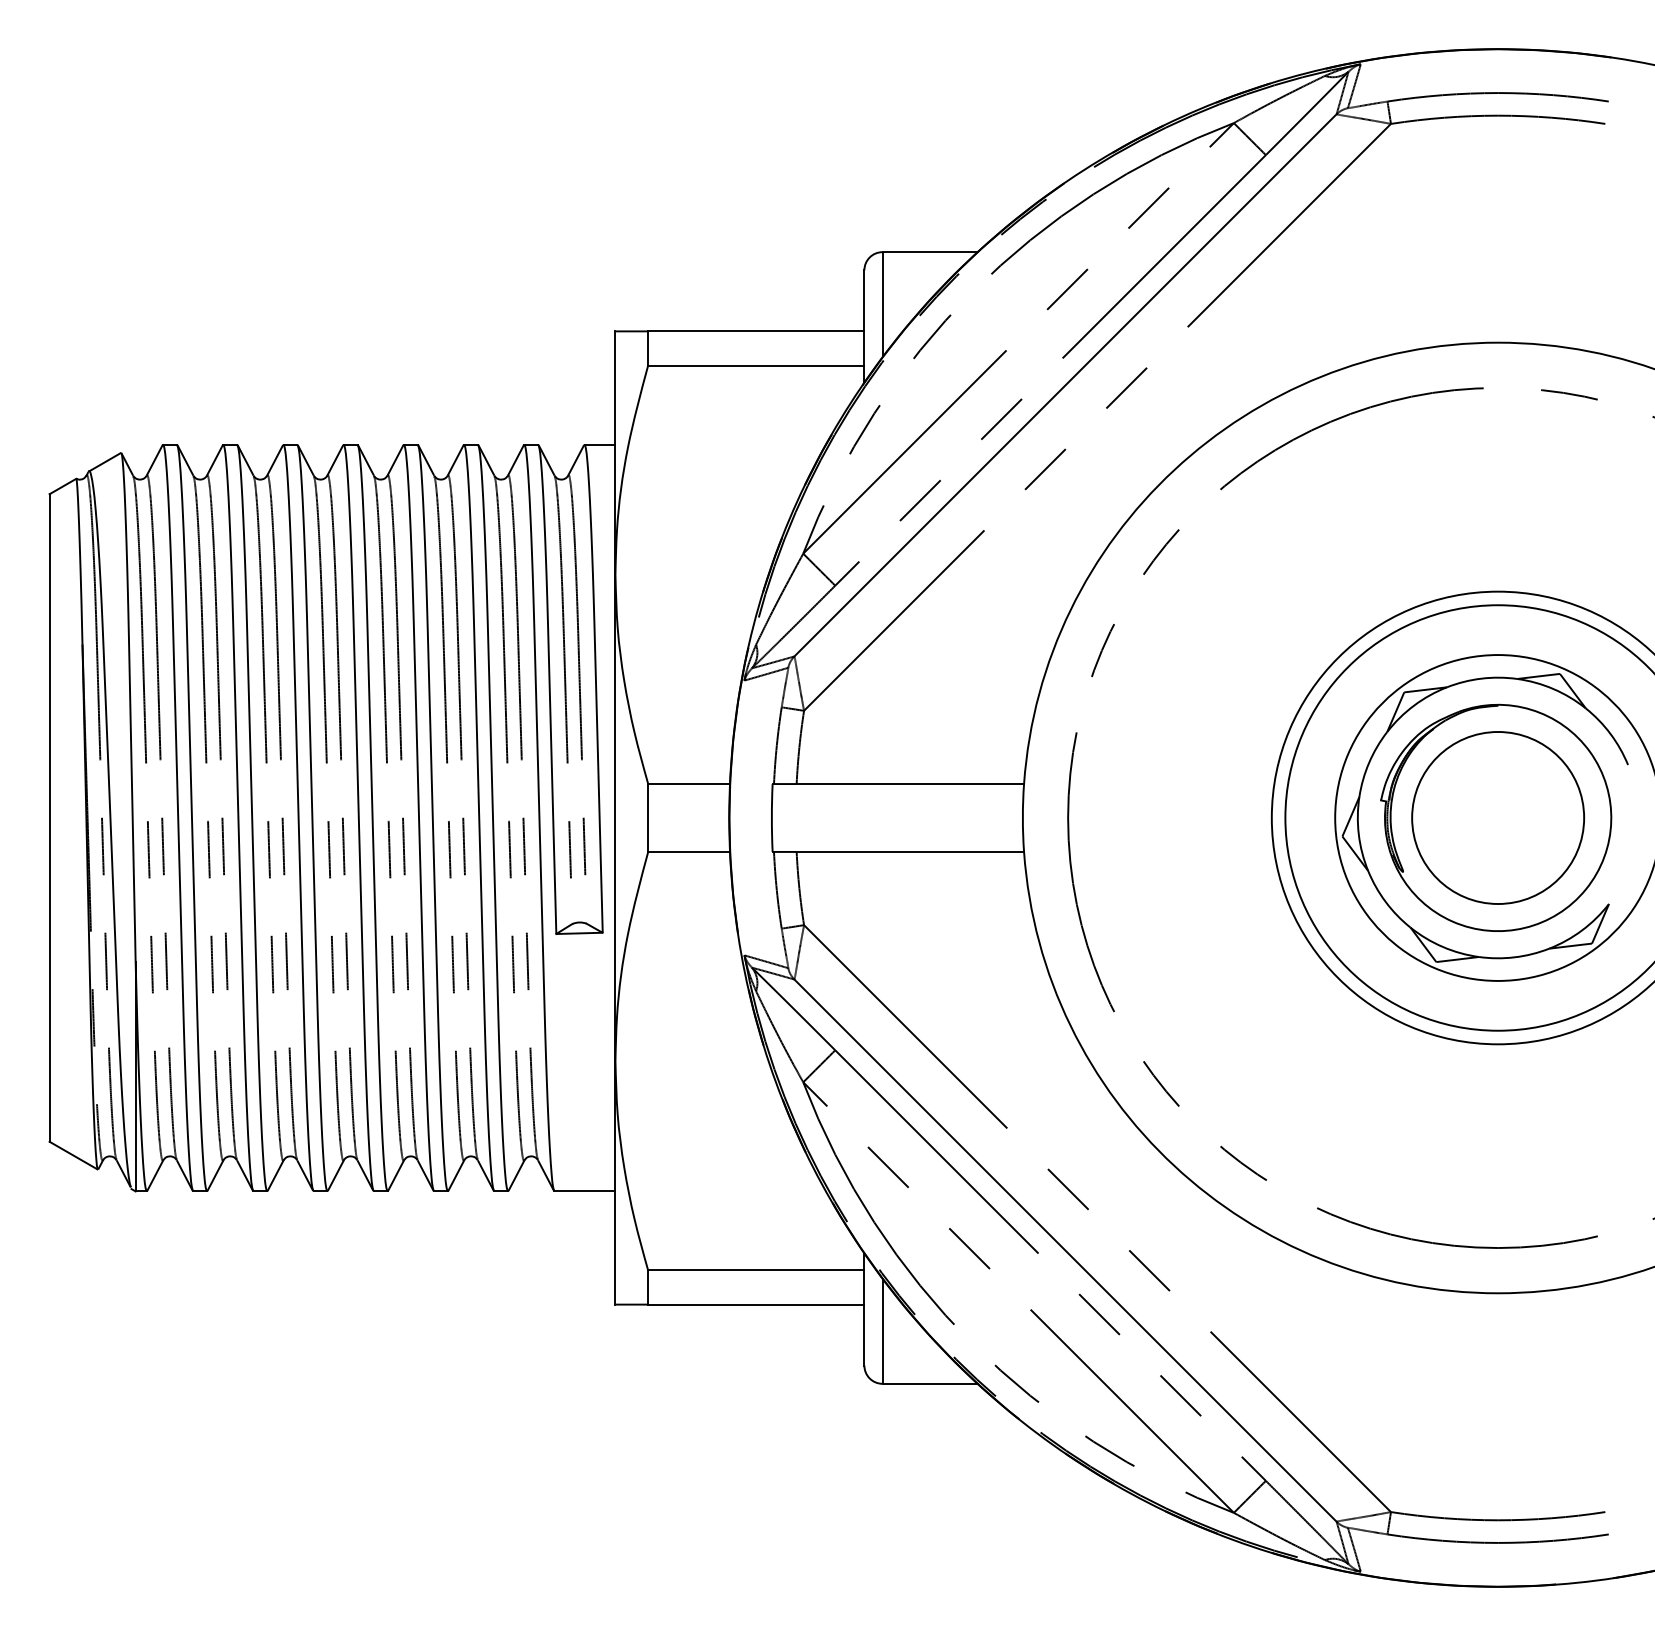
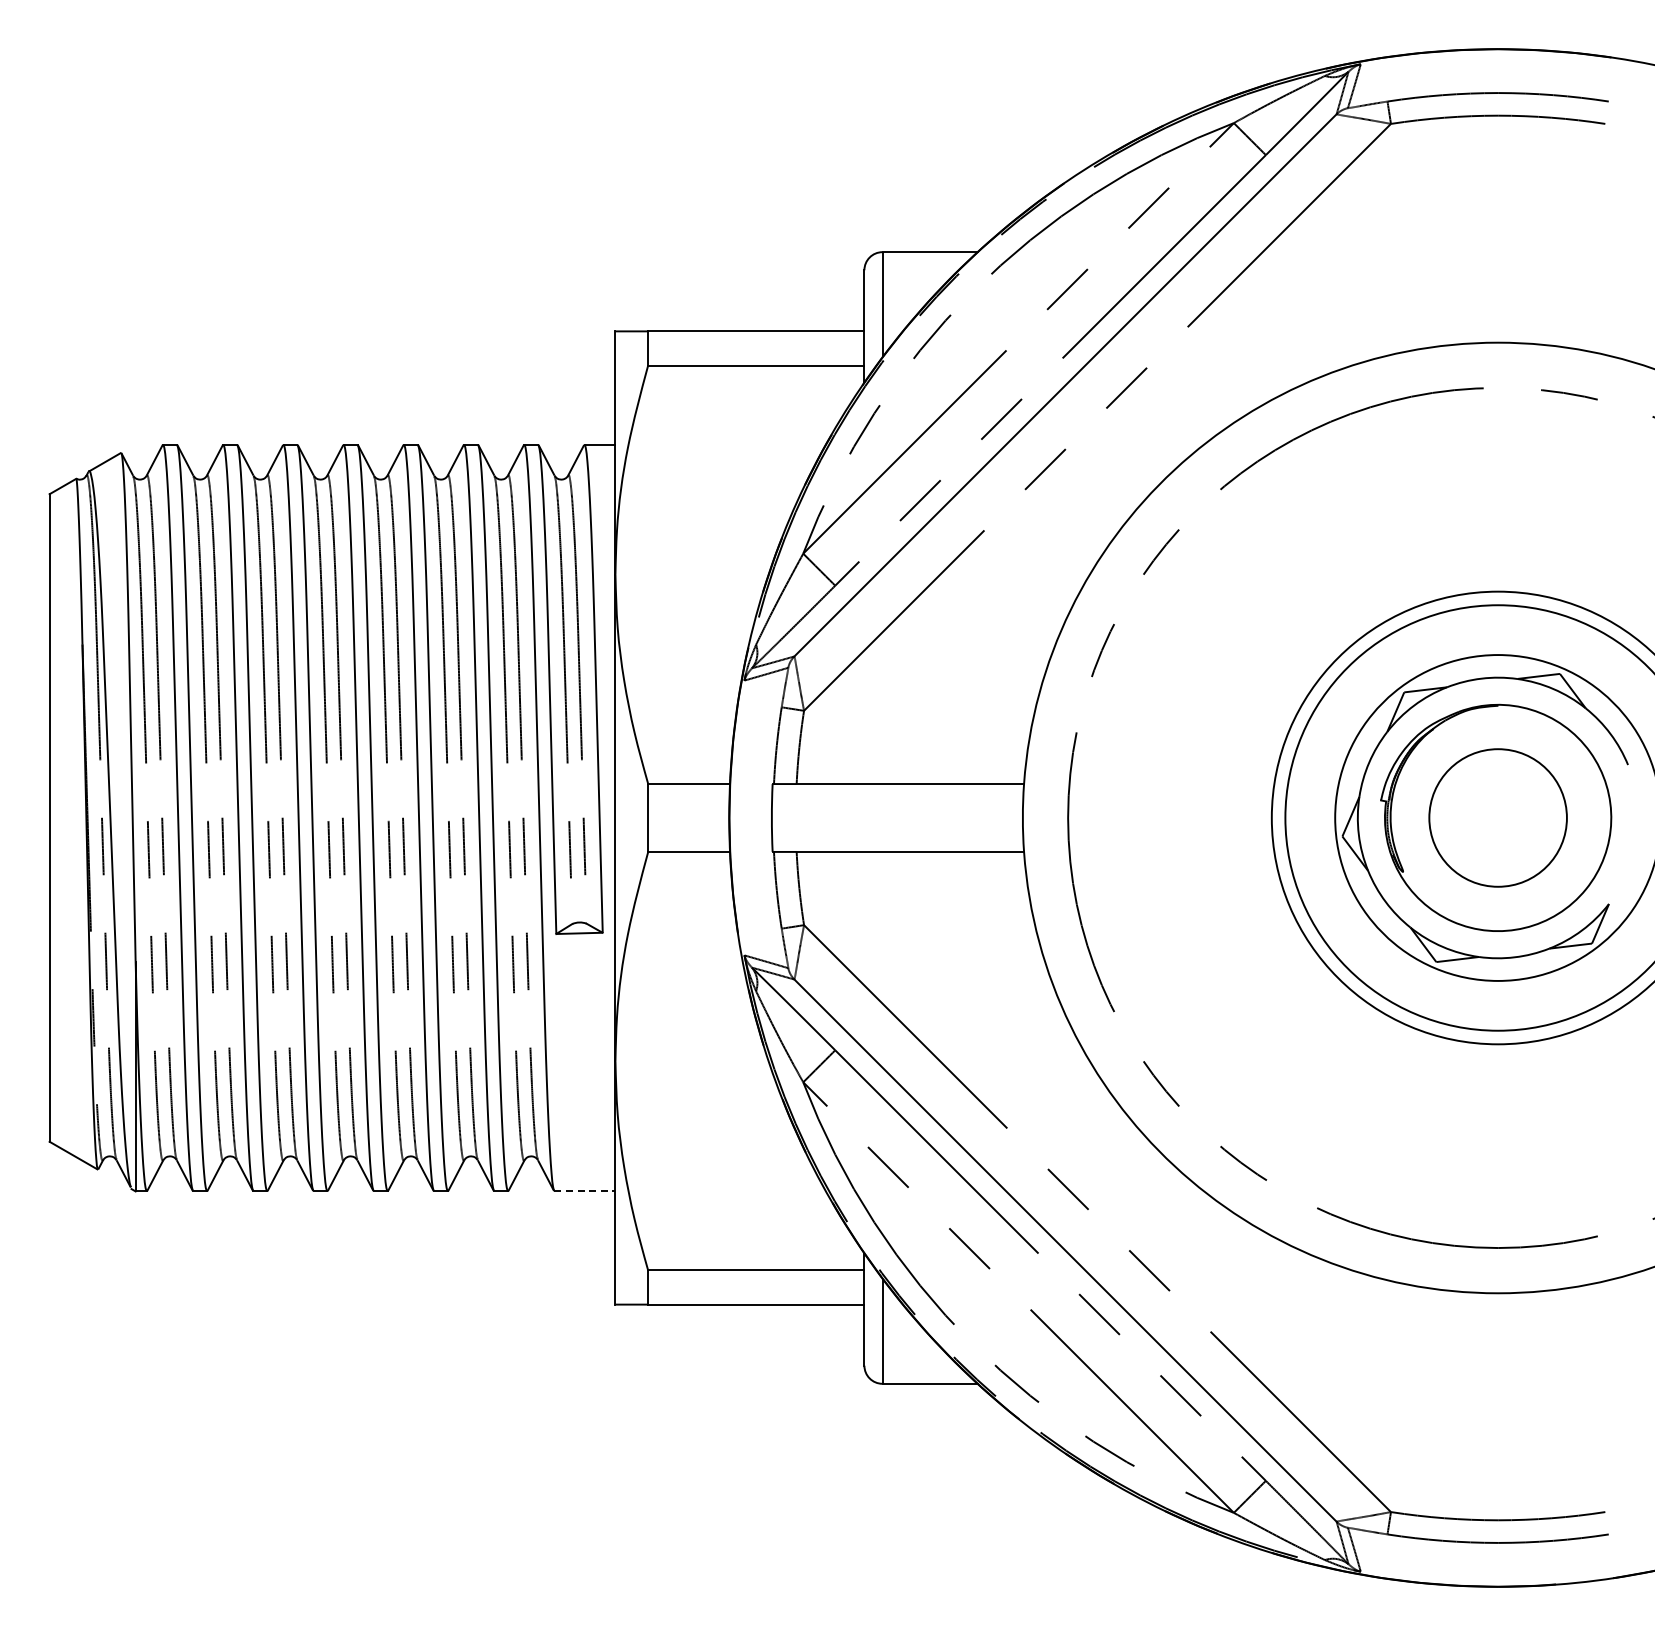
circle diameter: 172 px -> 138 px (1497, 817)
line: solid -> dashed (585, 1191)
